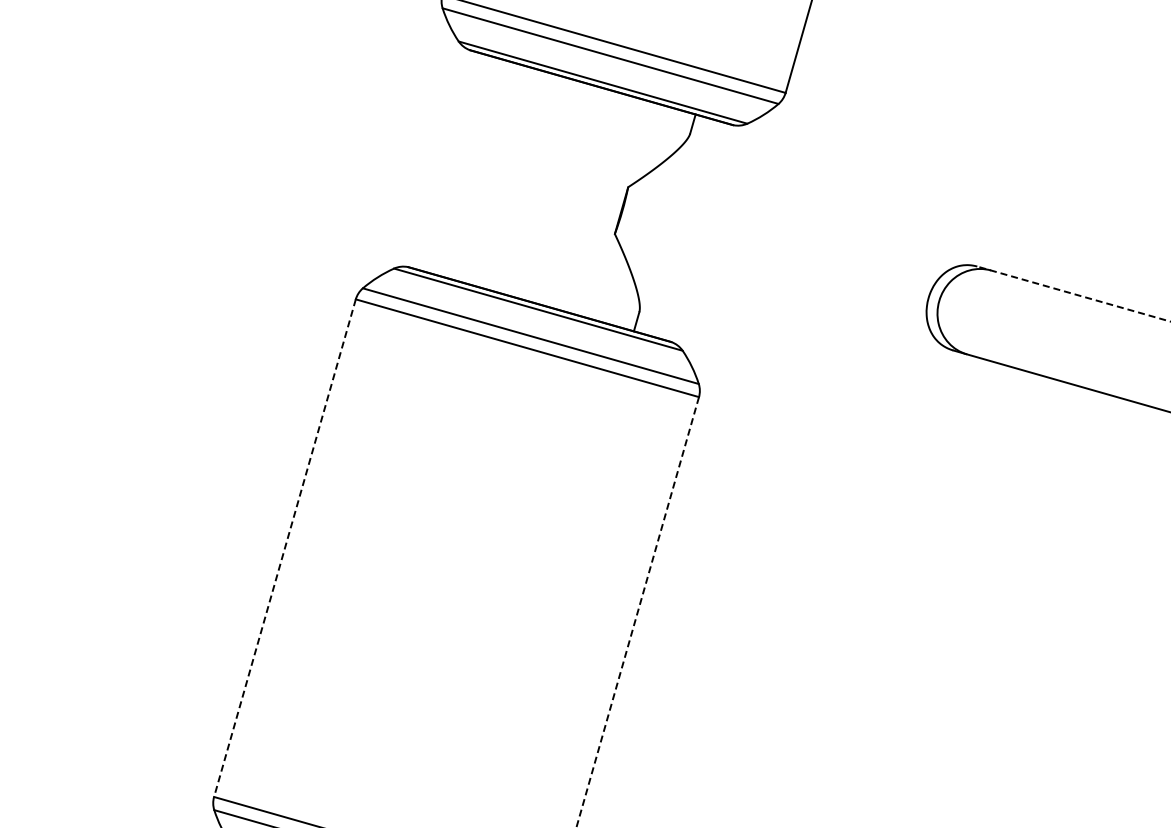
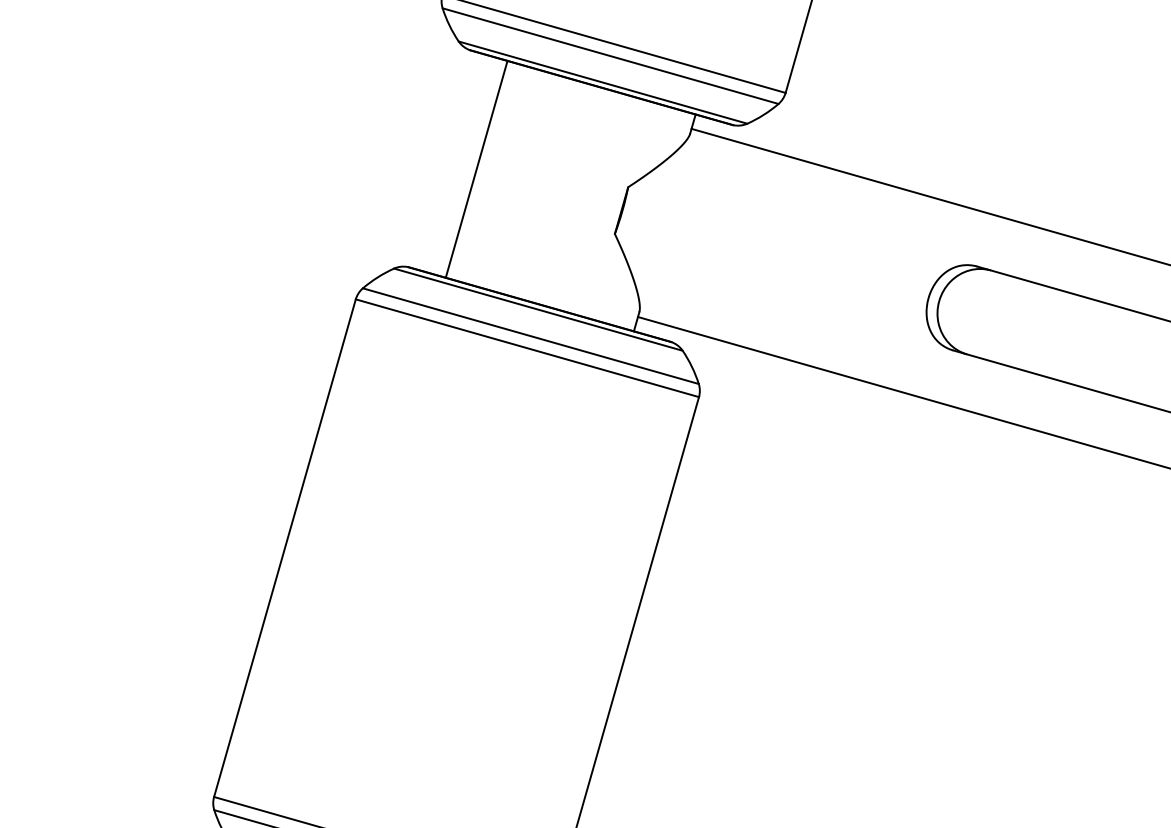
line: none -> present (476, 168)
line: none -> present (929, 196)
line: dashed -> solid (1073, 293)
line: none -> present (902, 392)
line: dashed -> solid (284, 548)
line: dashed -> solid (637, 612)
